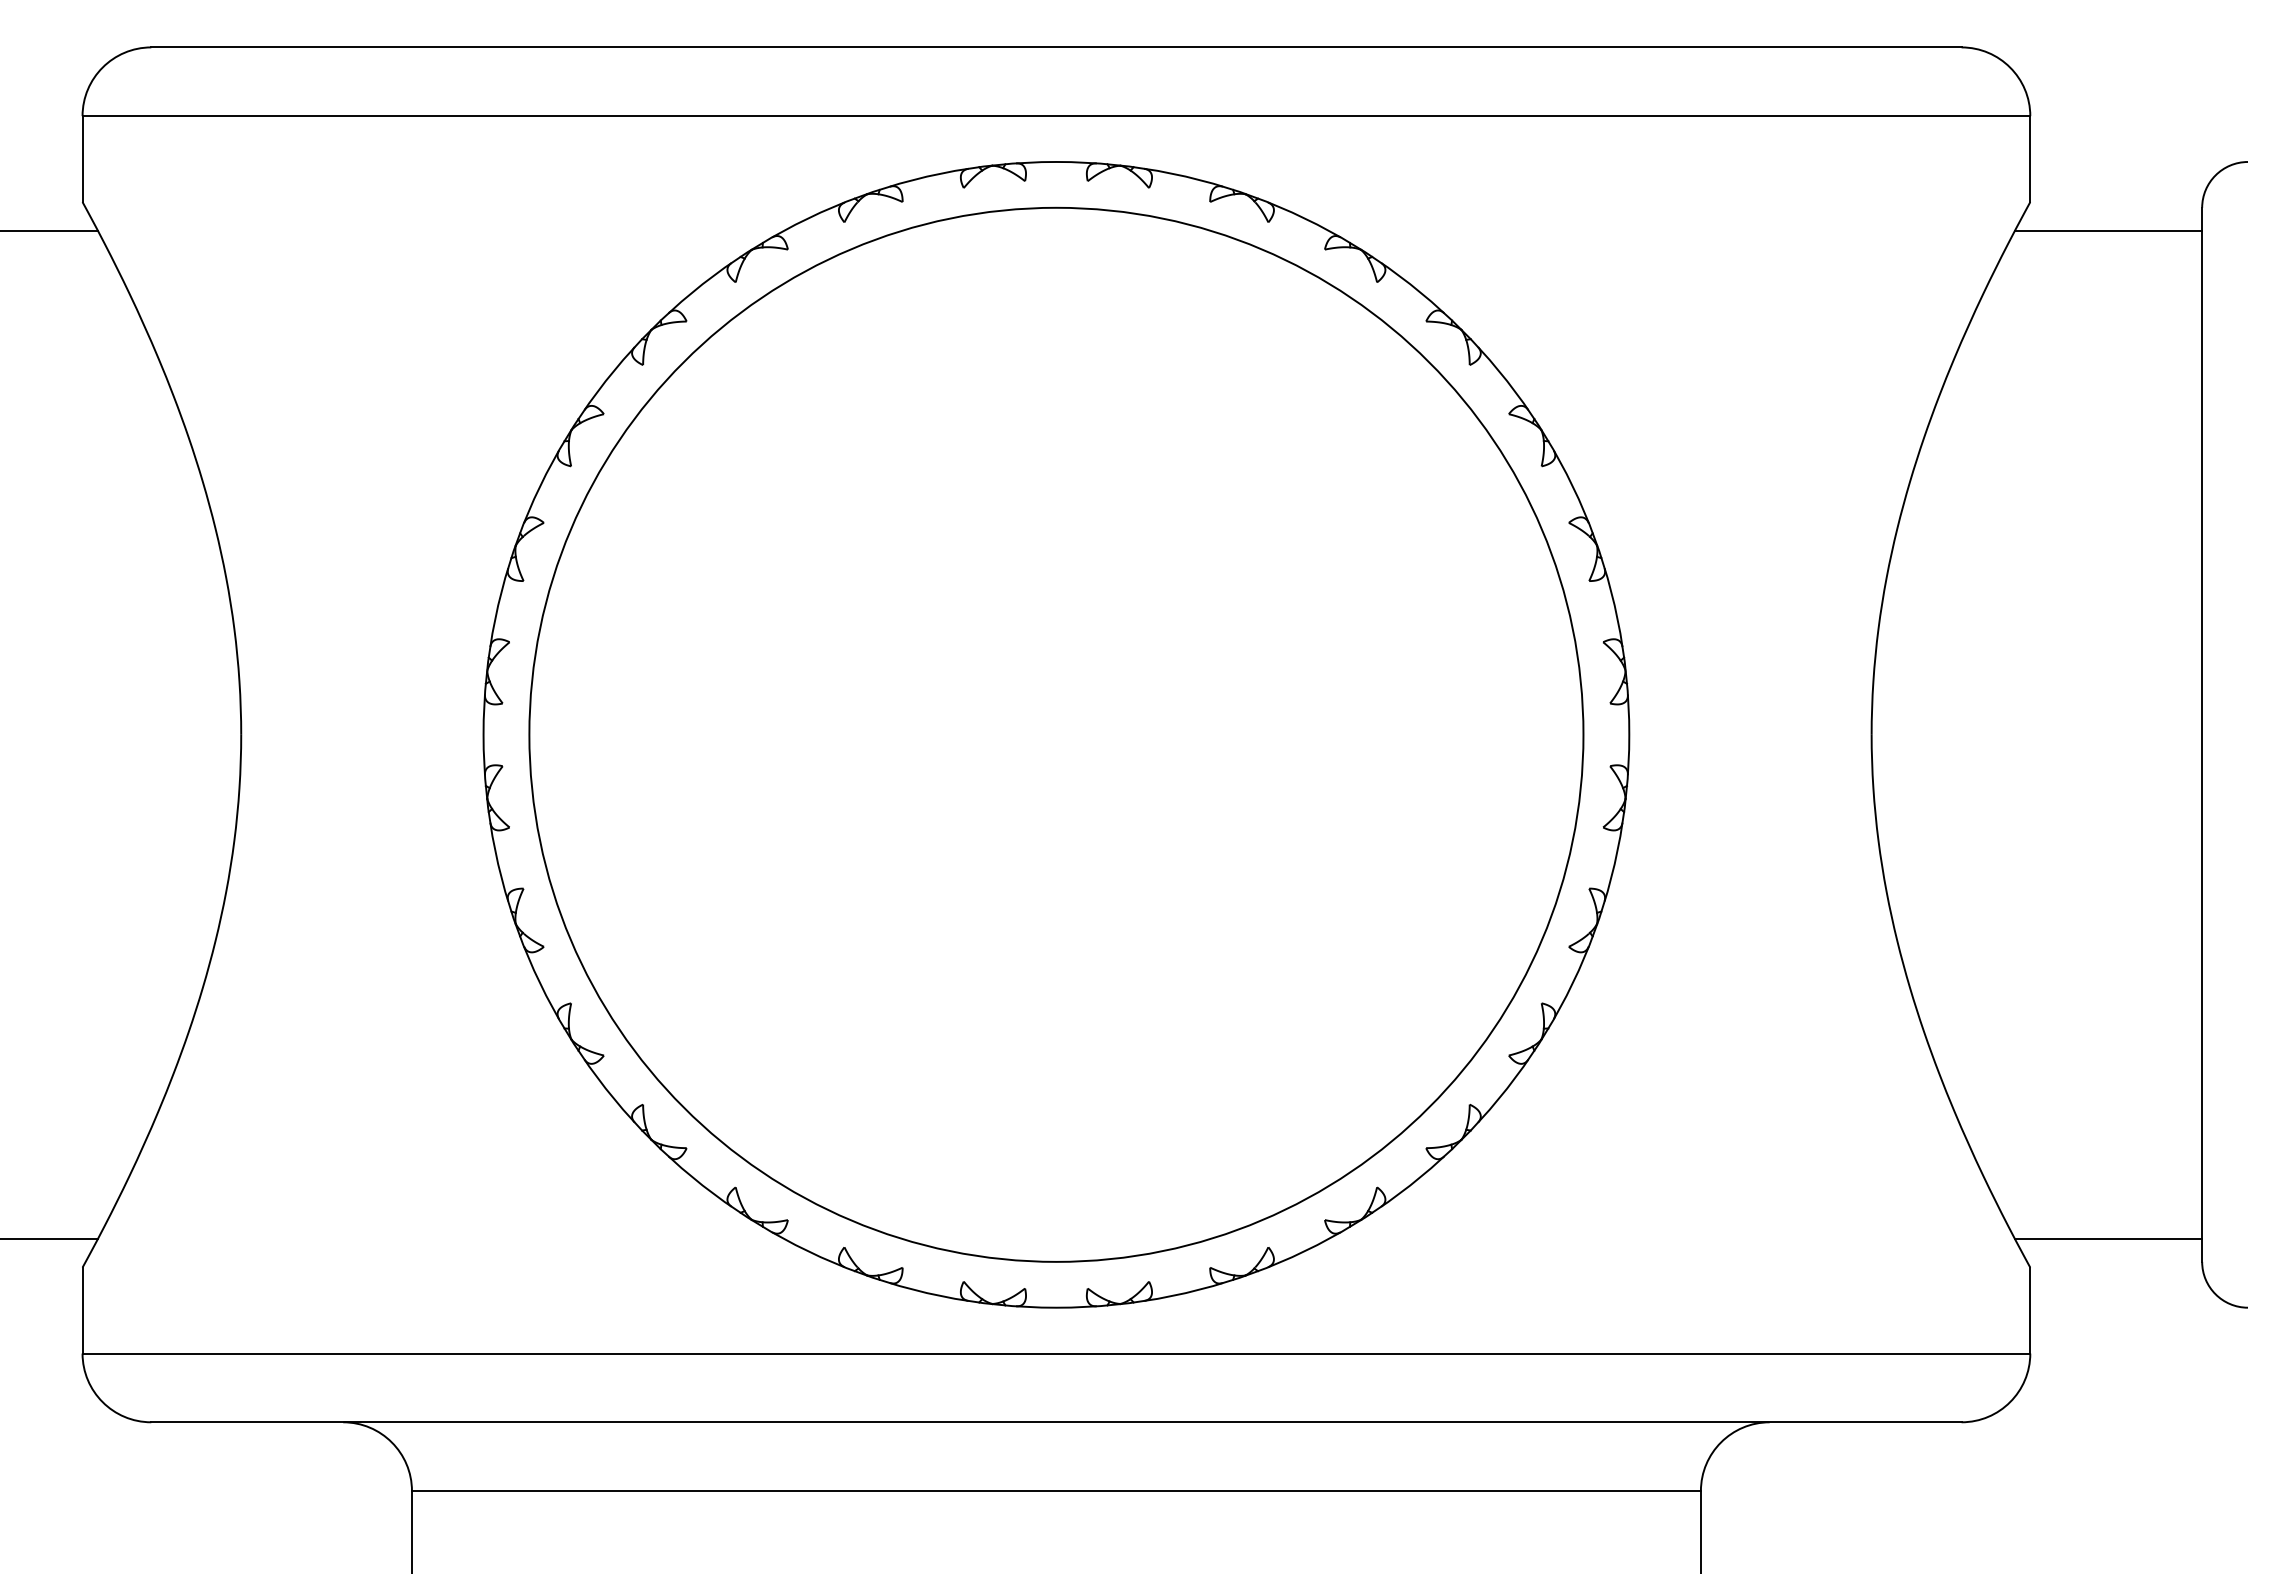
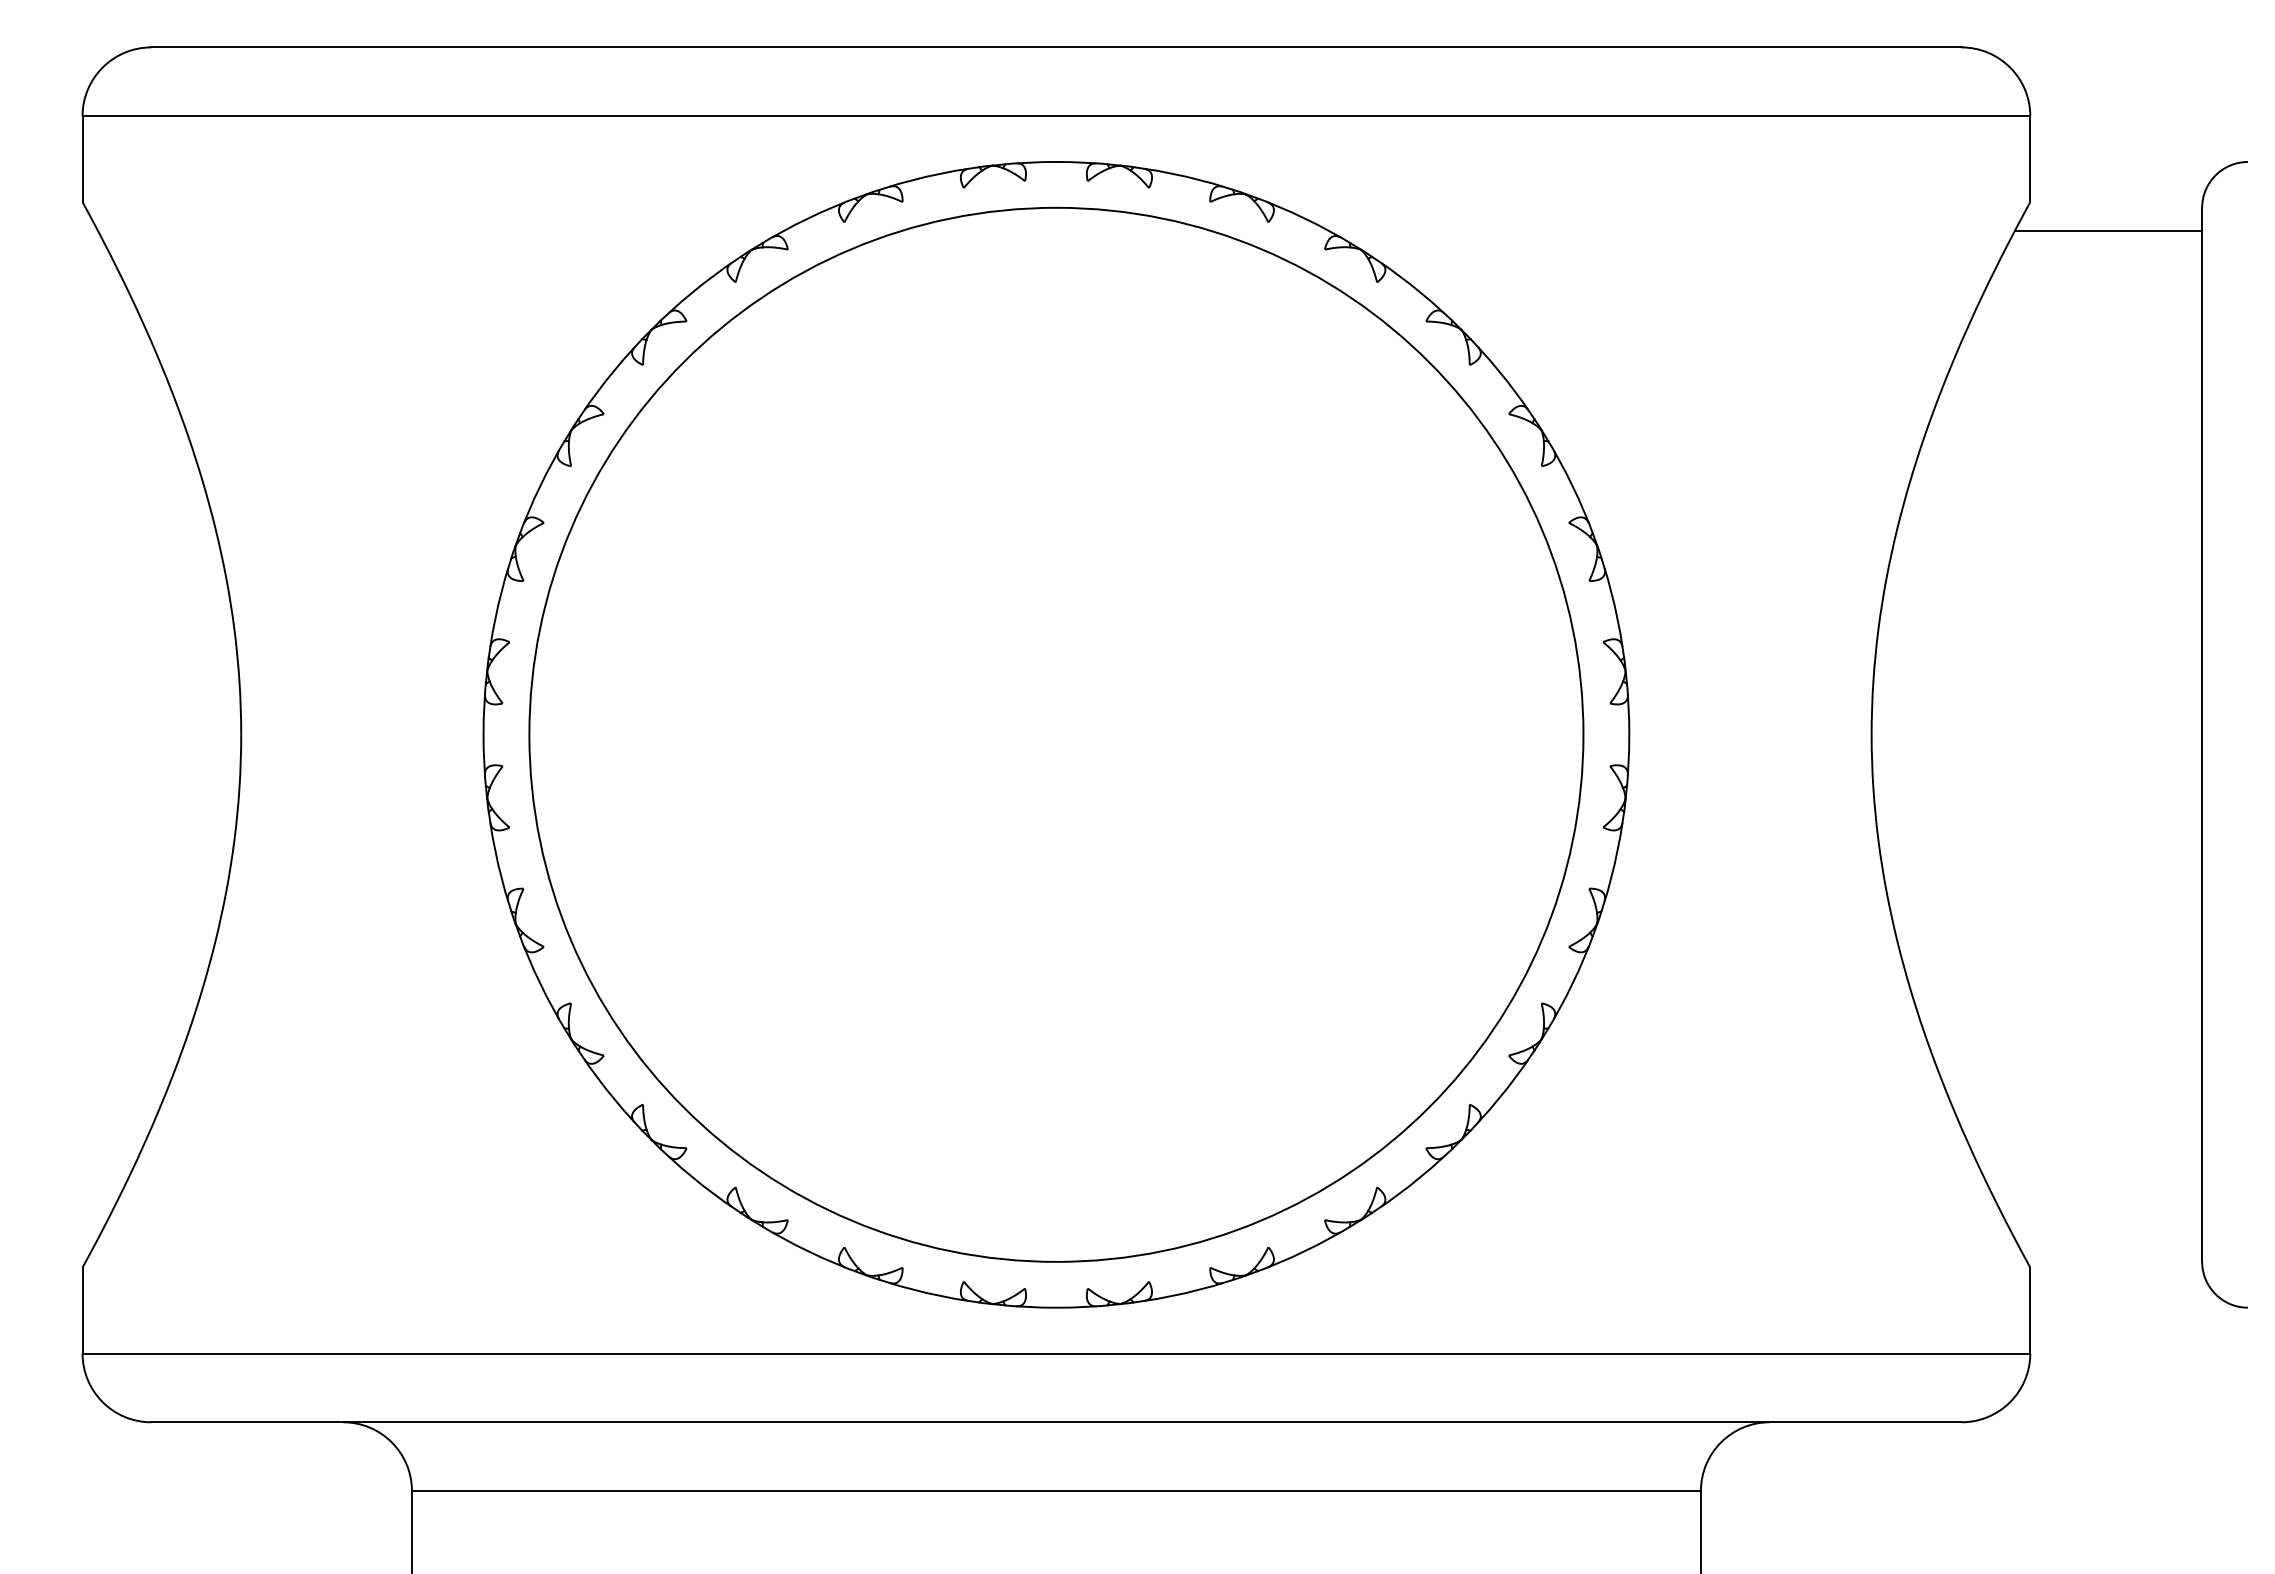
line: present -> none (49, 230)
line: present -> none (49, 1238)
line: present -> none (2108, 1238)
